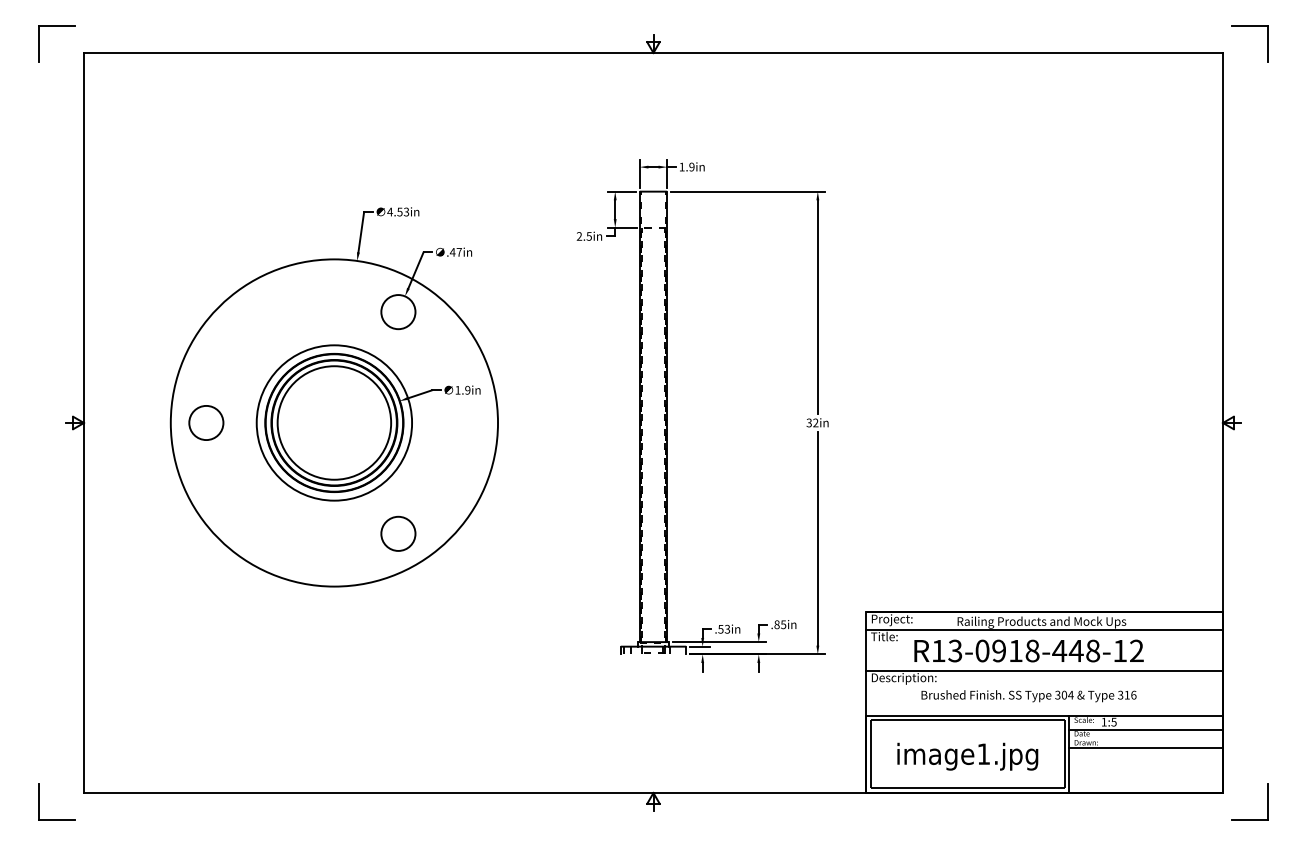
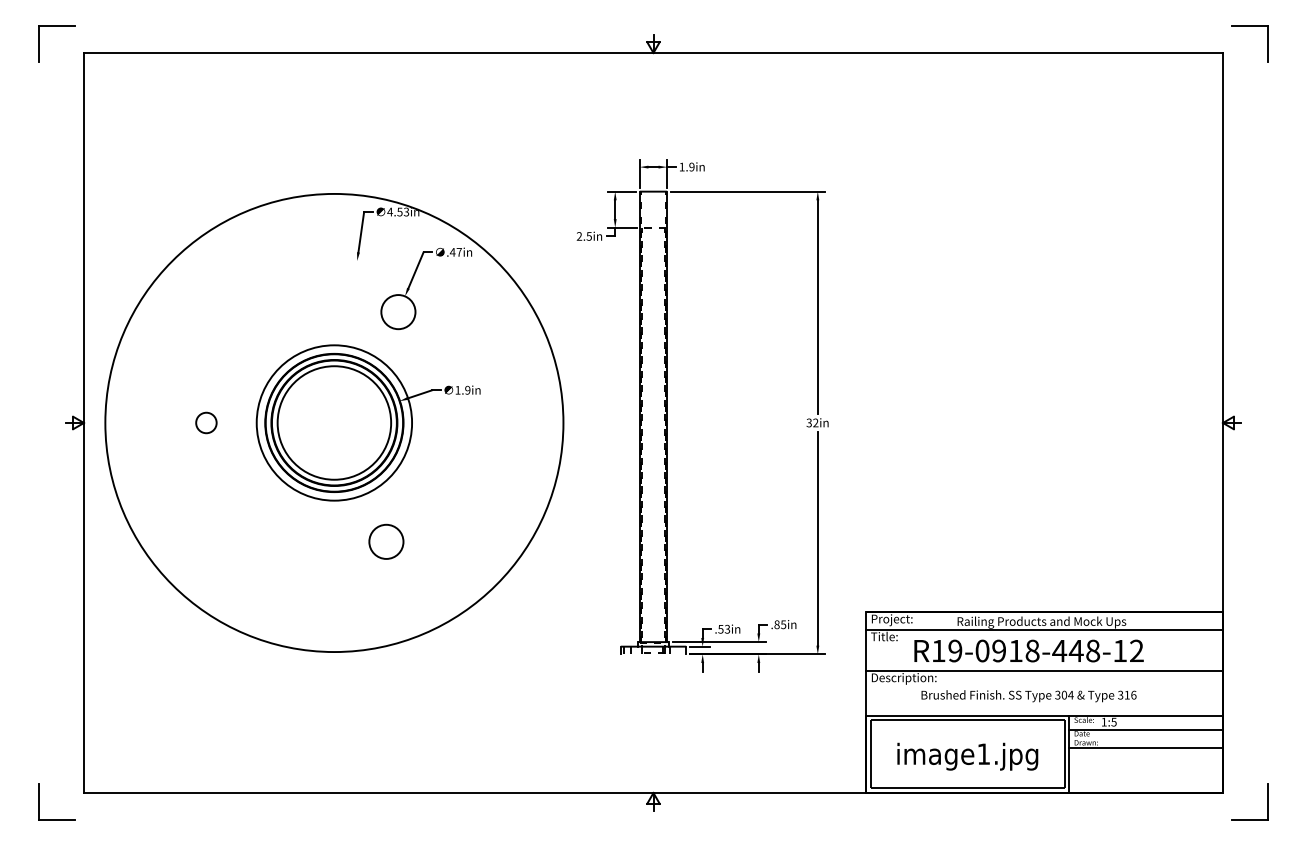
circle size: 37x36 px -> 23x24 px (206, 422)
circle diameter: 327 px -> 458 px (334, 422)
circle position: (398, 533) -> (386, 541) (386, 541)
text: R13-0918-448-12 -> R19-0918-448-12 (955, 651)
